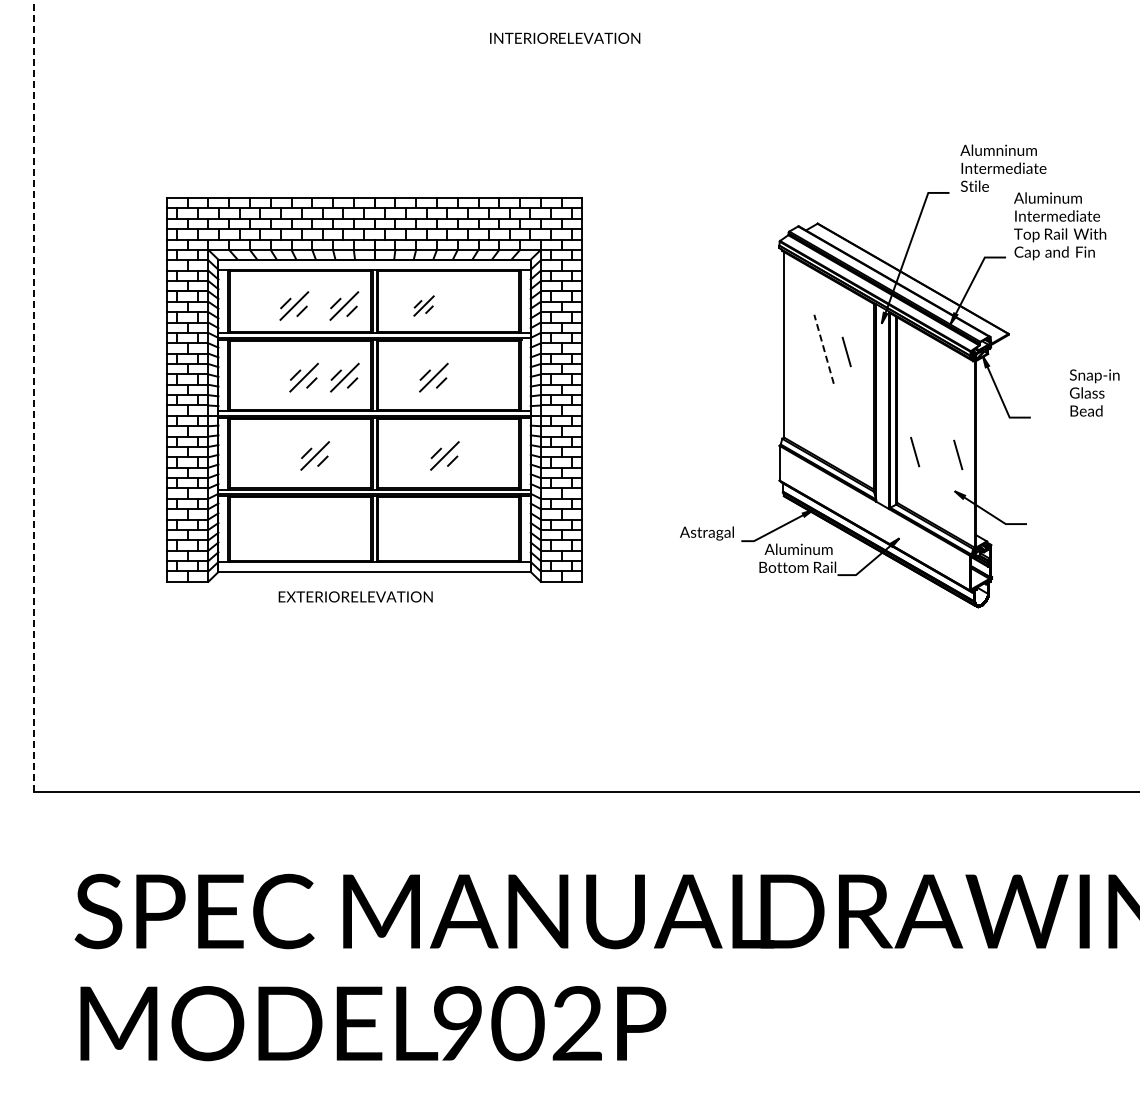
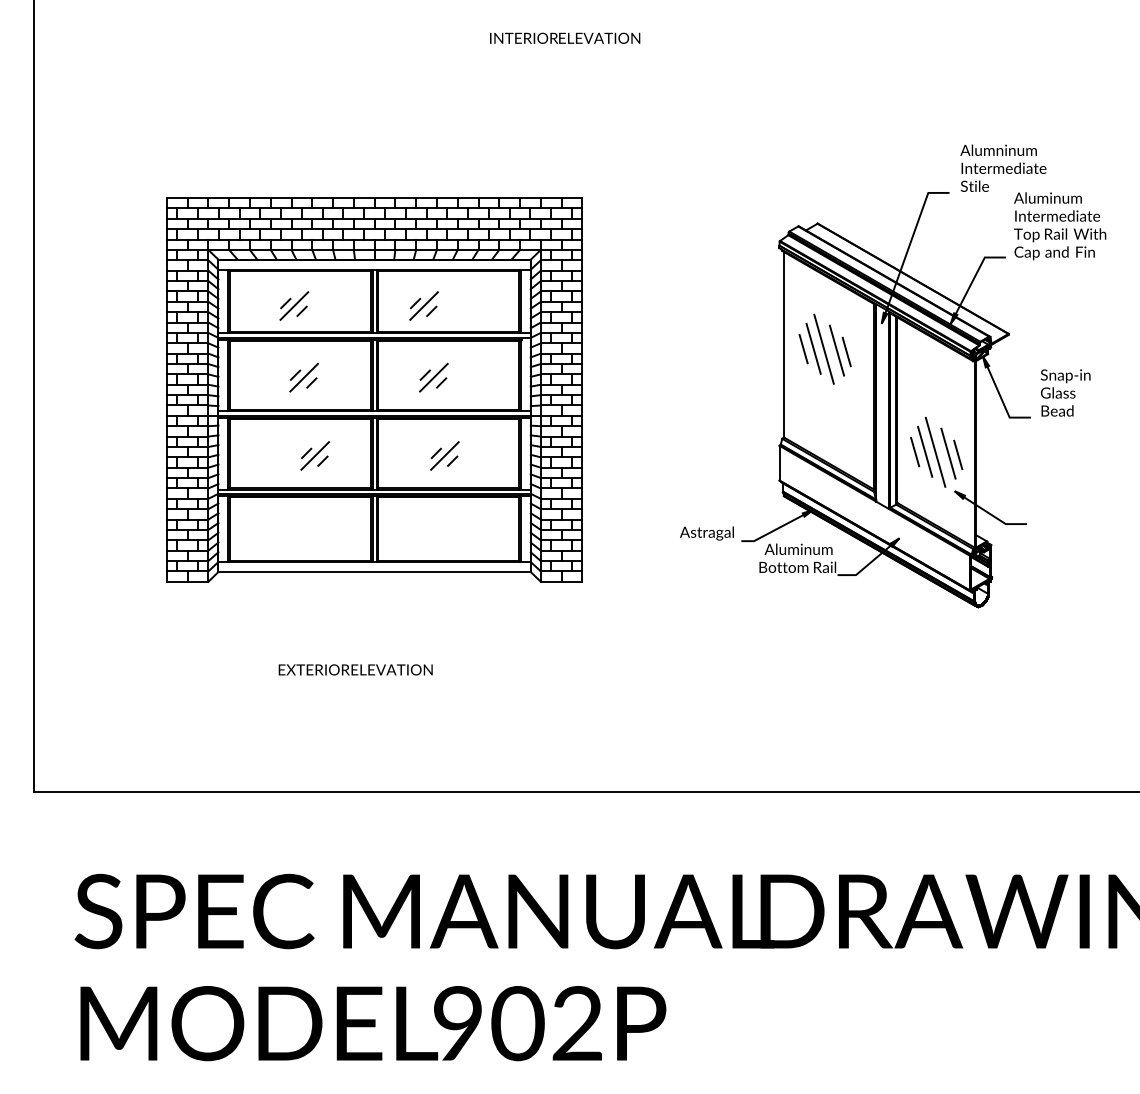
part: present -> none (344, 305)
part size: 22x22 px -> 30x30 px (423, 305)
line: none -> present (803, 348)
line: none -> present (813, 348)
line: dashed -> solid (824, 349)
line: none -> present (836, 350)
part: present -> none (344, 377)
text position: (1094, 392) -> (1065, 392) (1065, 392)
line: dashed -> solid (34, 395)
line: none -> present (925, 451)
line: none -> present (935, 451)
line: none -> present (948, 453)
text position: (355, 596) -> (355, 669) (355, 669)
